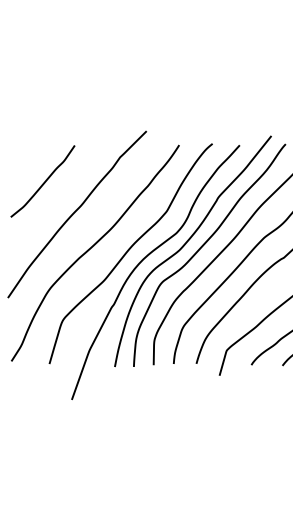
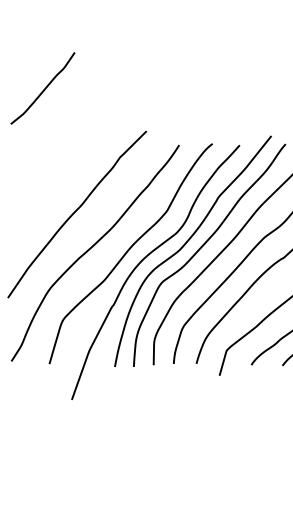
curve position: (43, 182) -> (43, 89) (43, 89)
